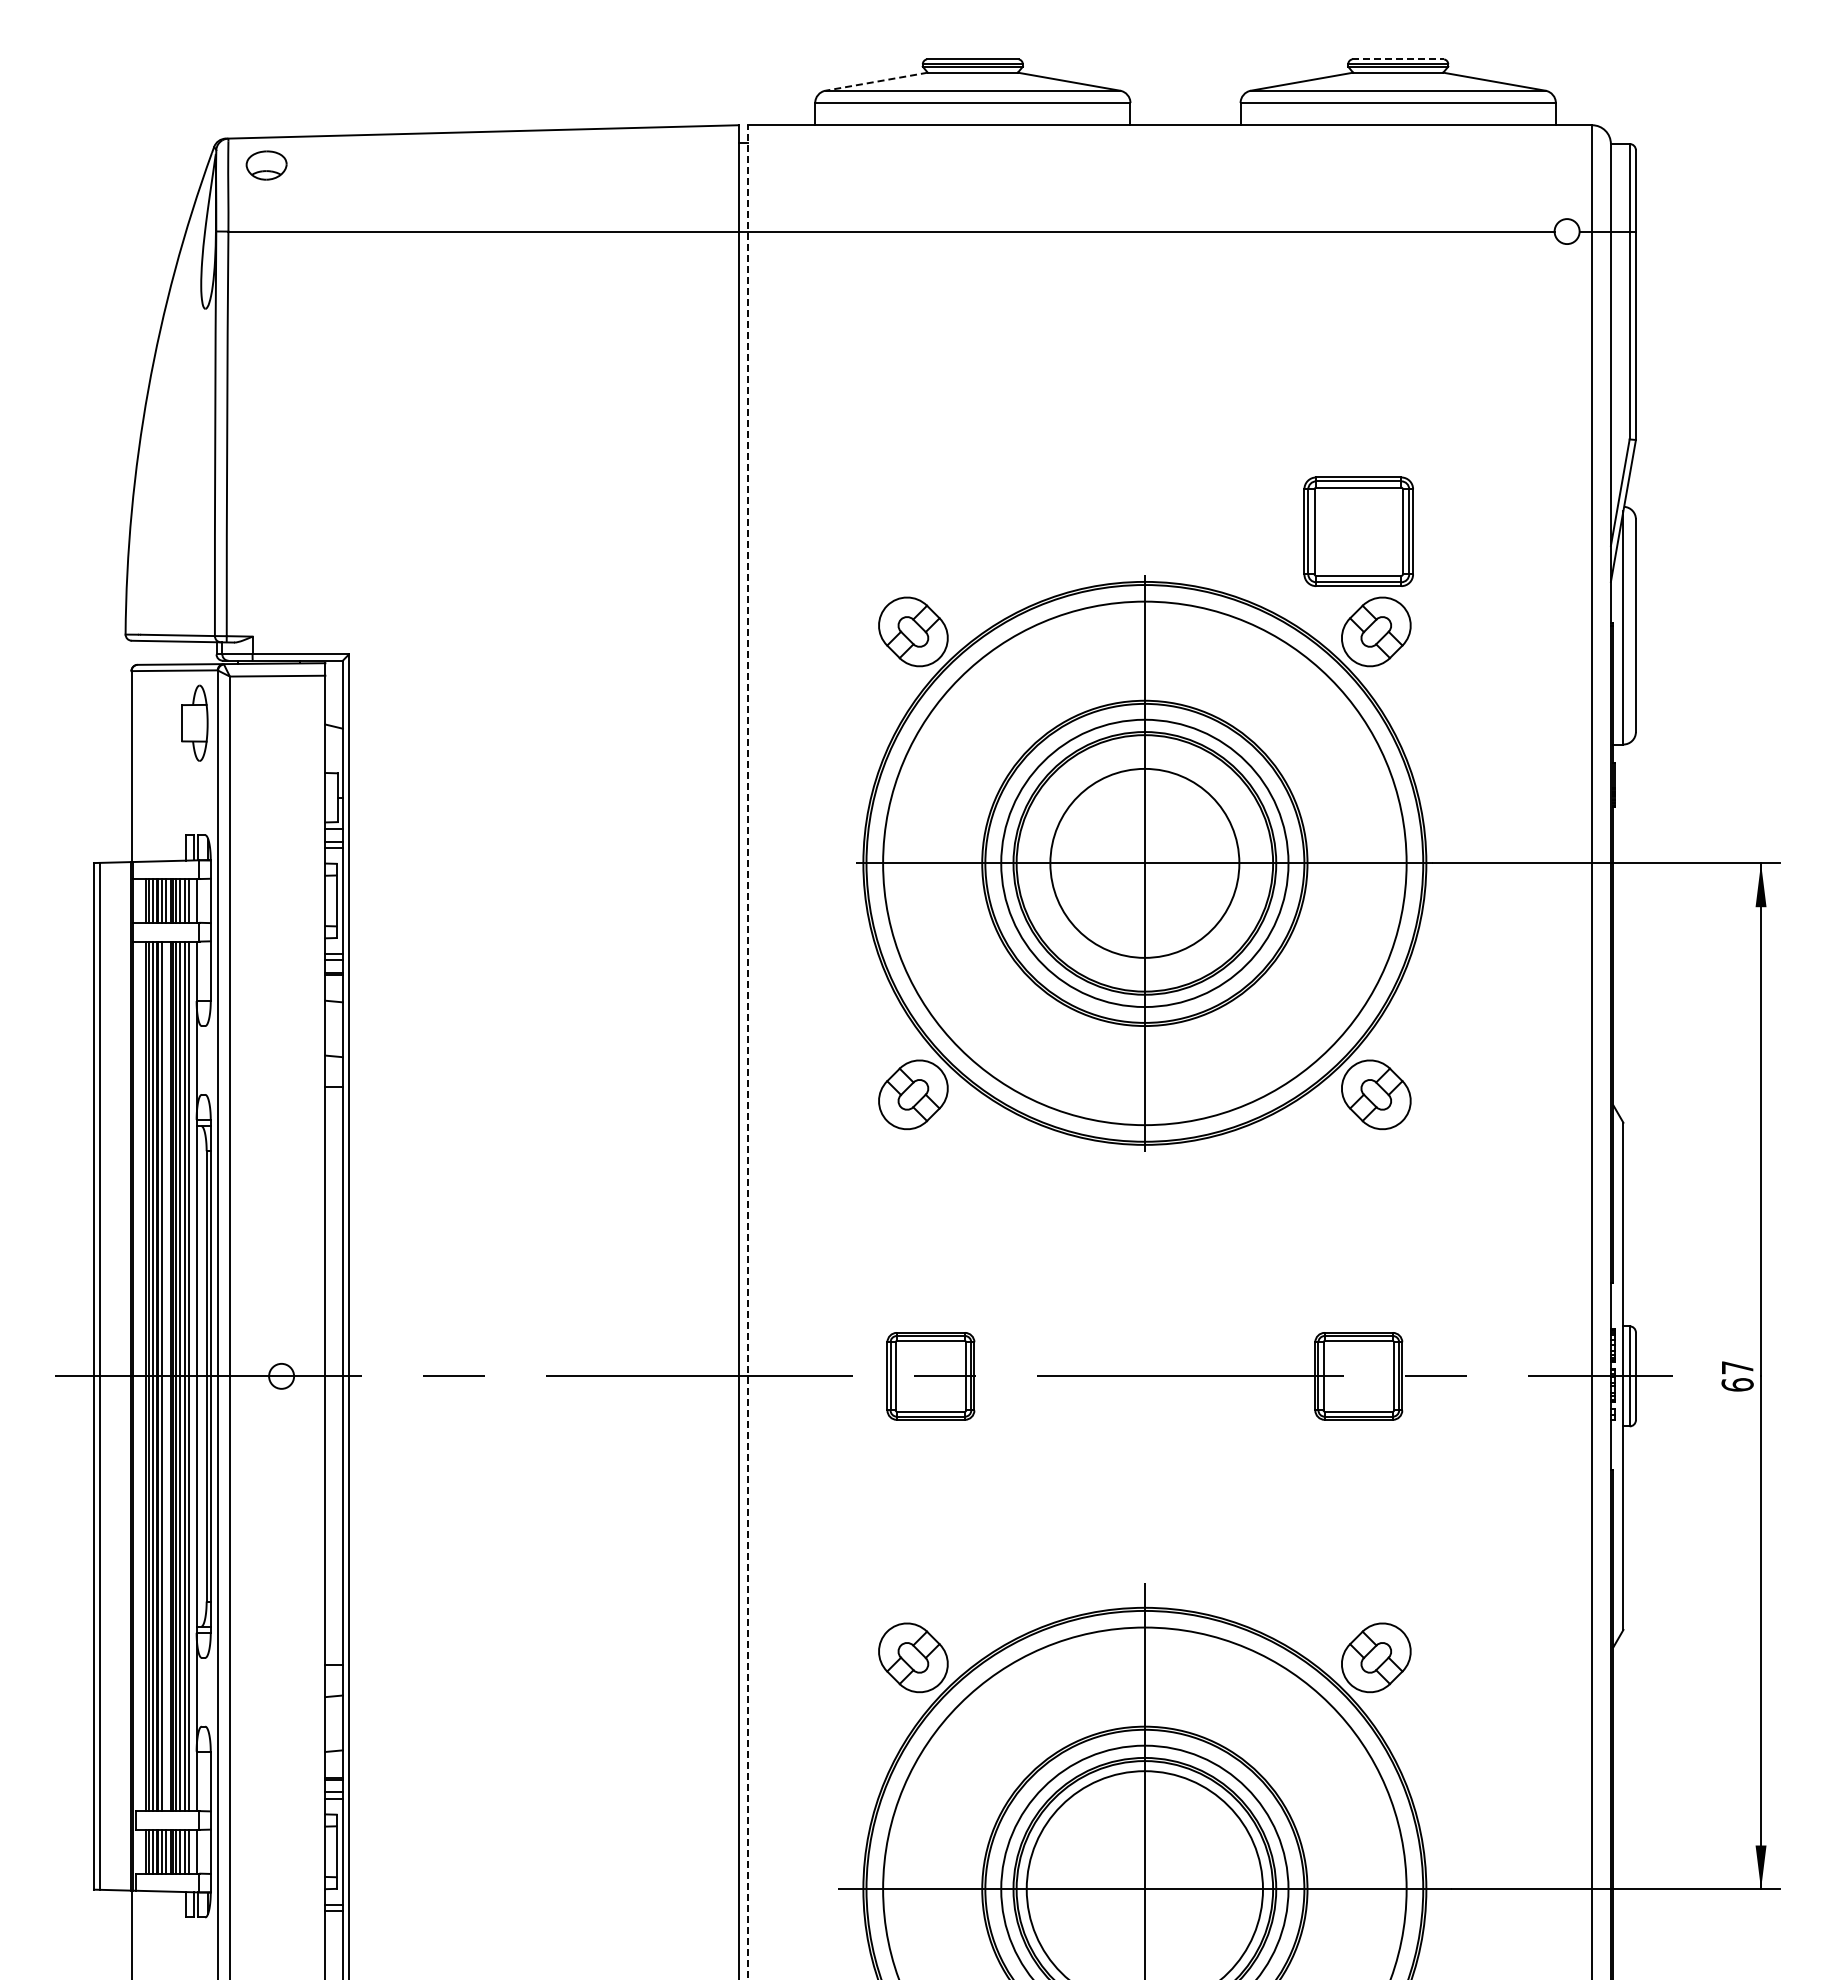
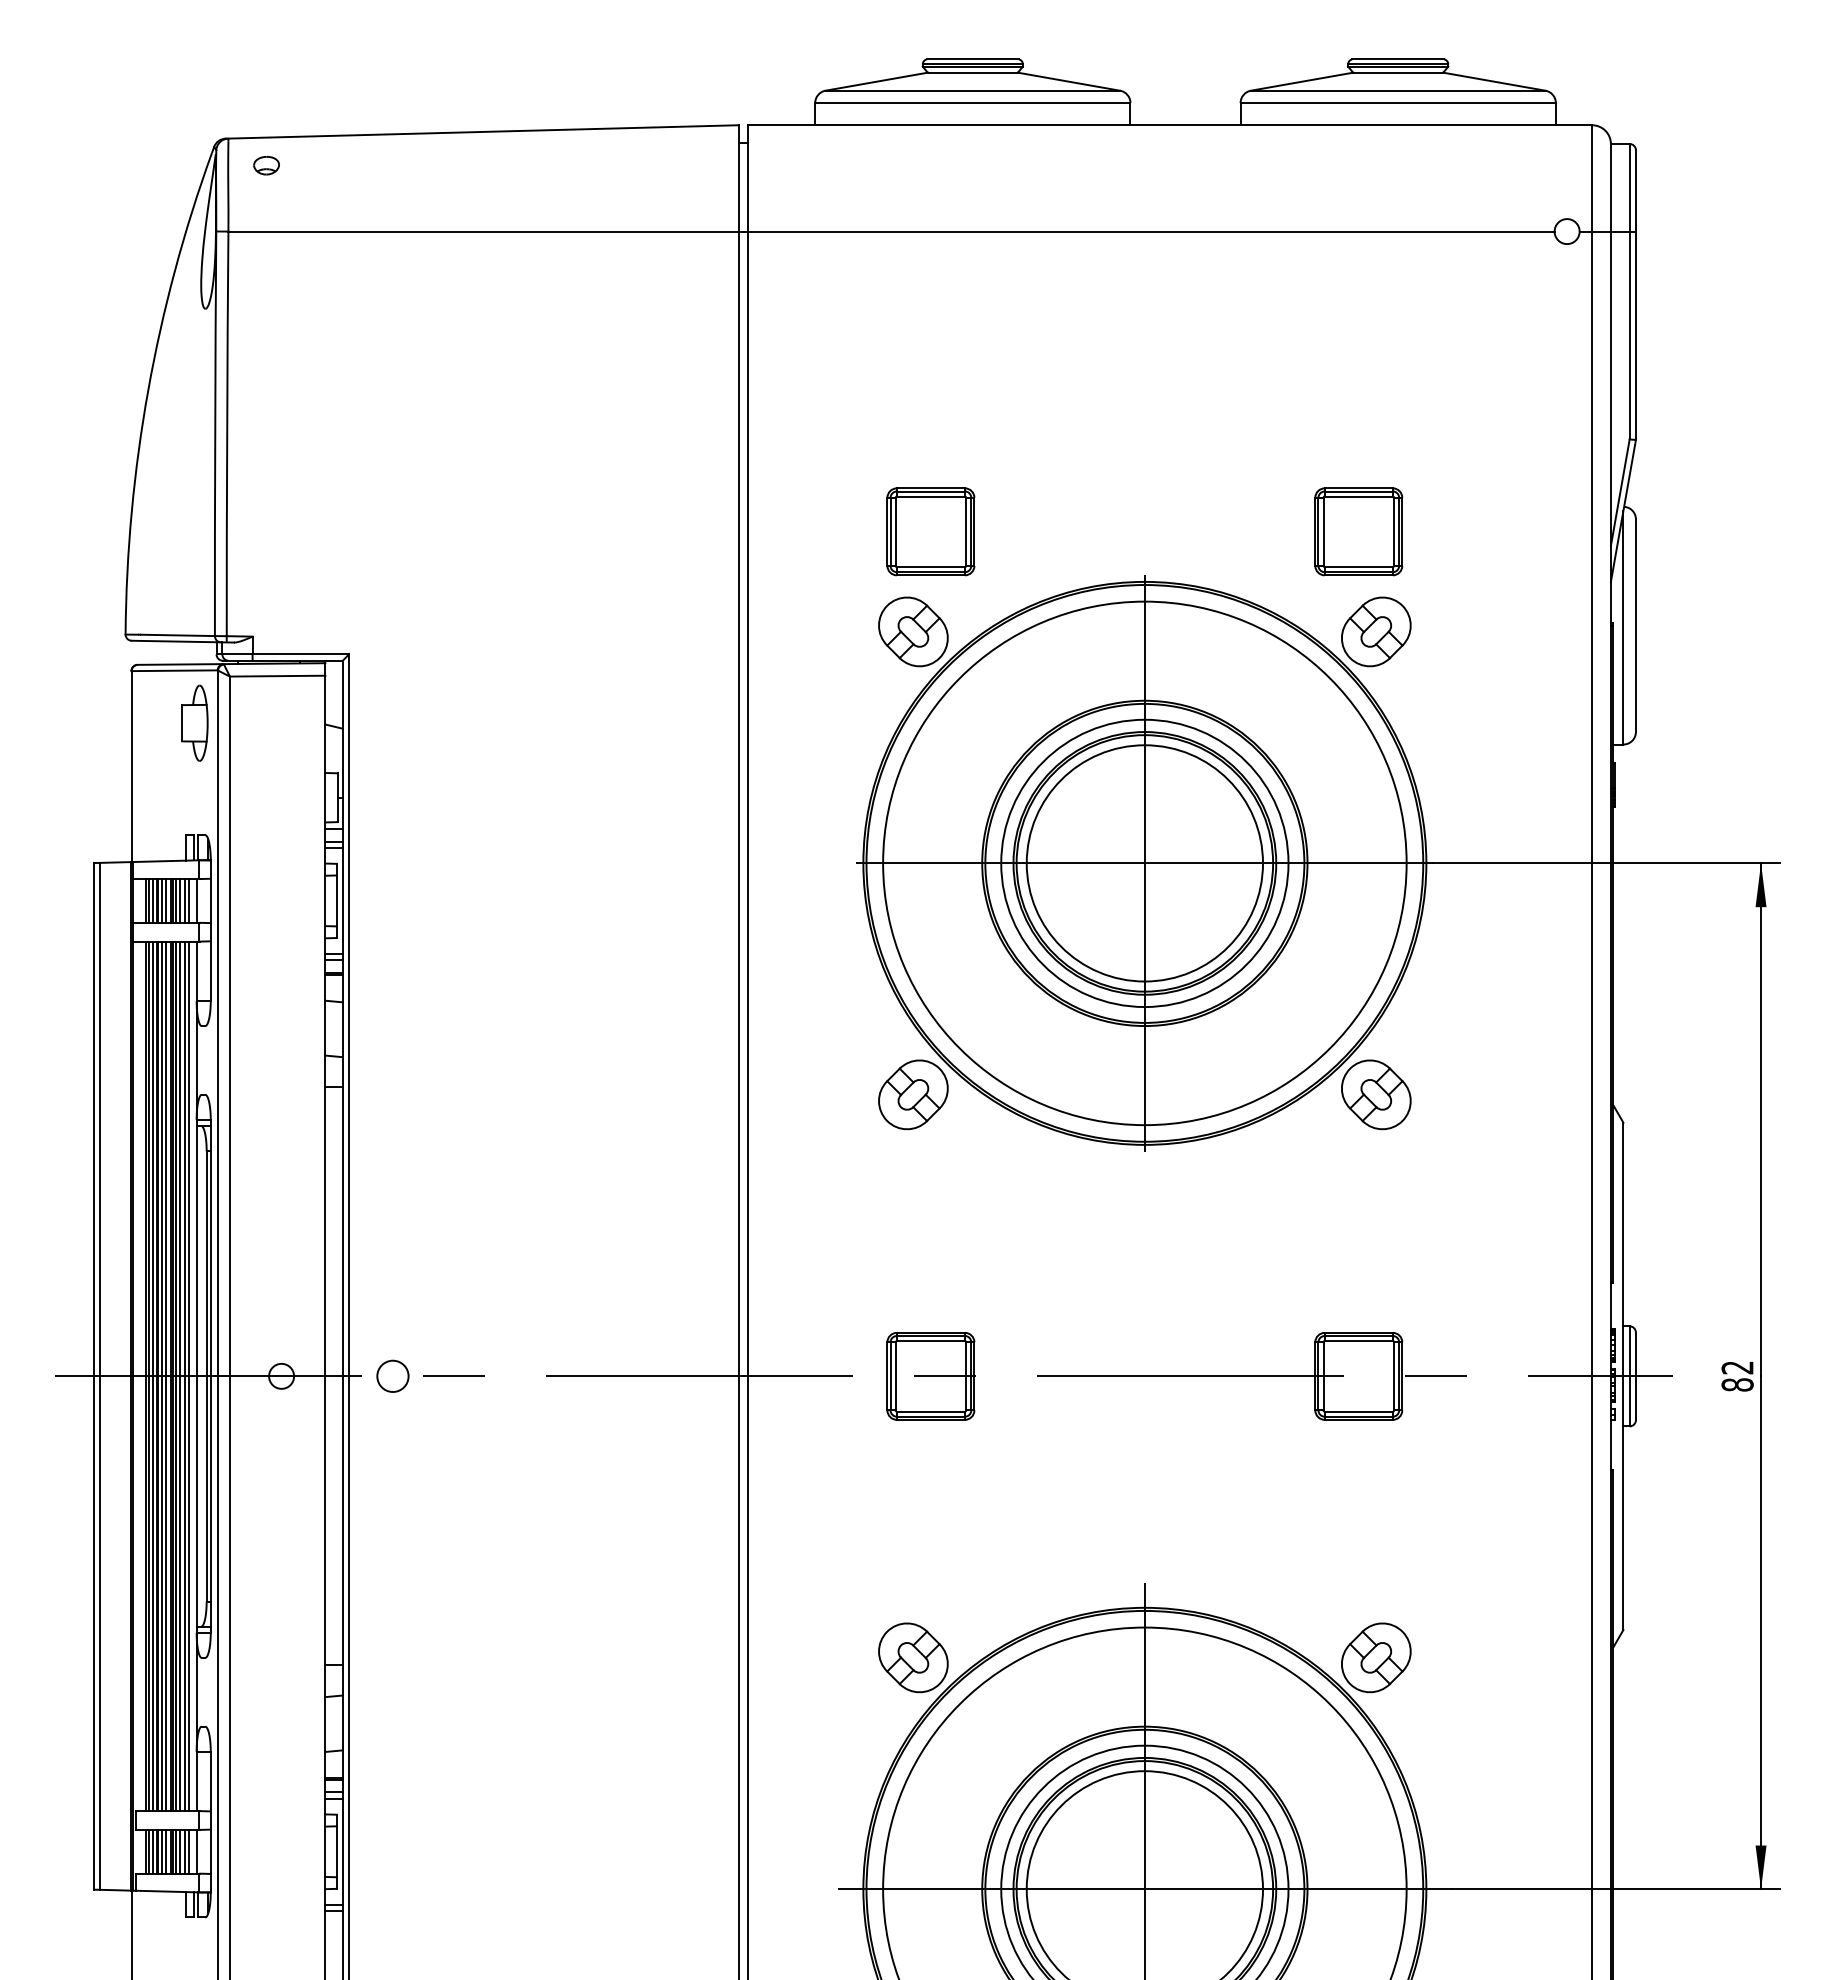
line: dashed -> solid (1398, 59)
line: dashed -> solid (876, 81)
part size: 43x31 px -> 27x20 px (266, 165)
part: none -> present (930, 531)
part size: 111x111 px -> 90x90 px (1358, 531)
circle diameter: 189 px -> 236 px (1144, 863)
line: dashed -> solid (747, 1051)
circle: none -> present (392, 1375)
line: none -> present (165, 1376)
text: 67 -> 82 (1737, 1376)
